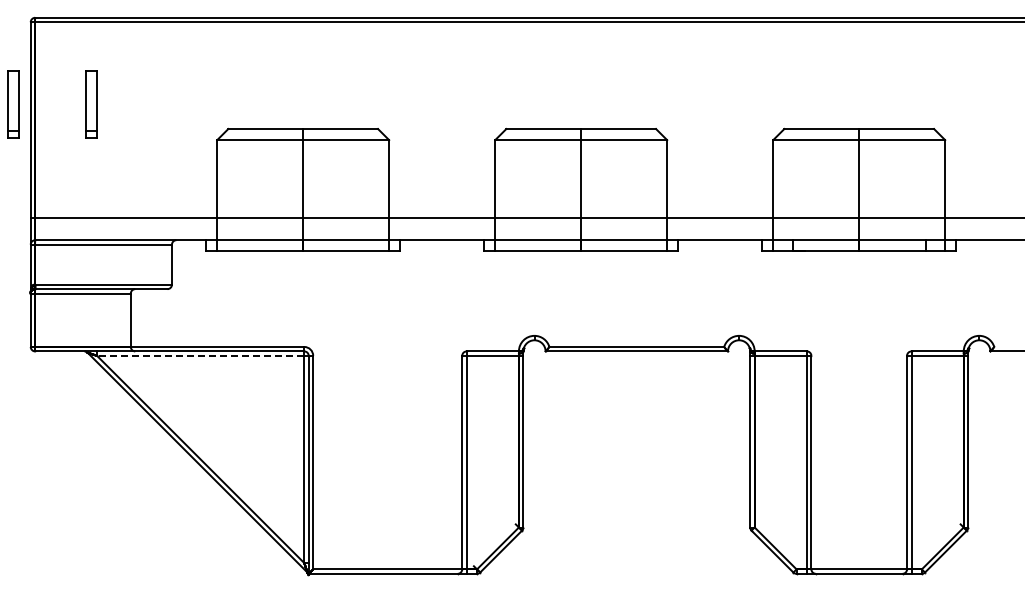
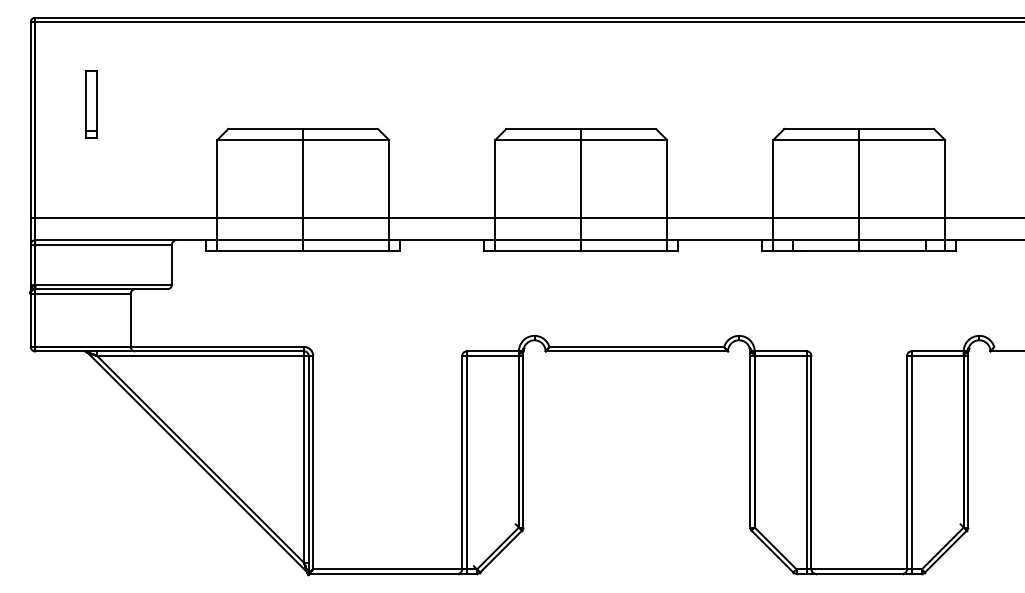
part: present -> none (13, 104)
line: dashed -> solid (200, 355)
